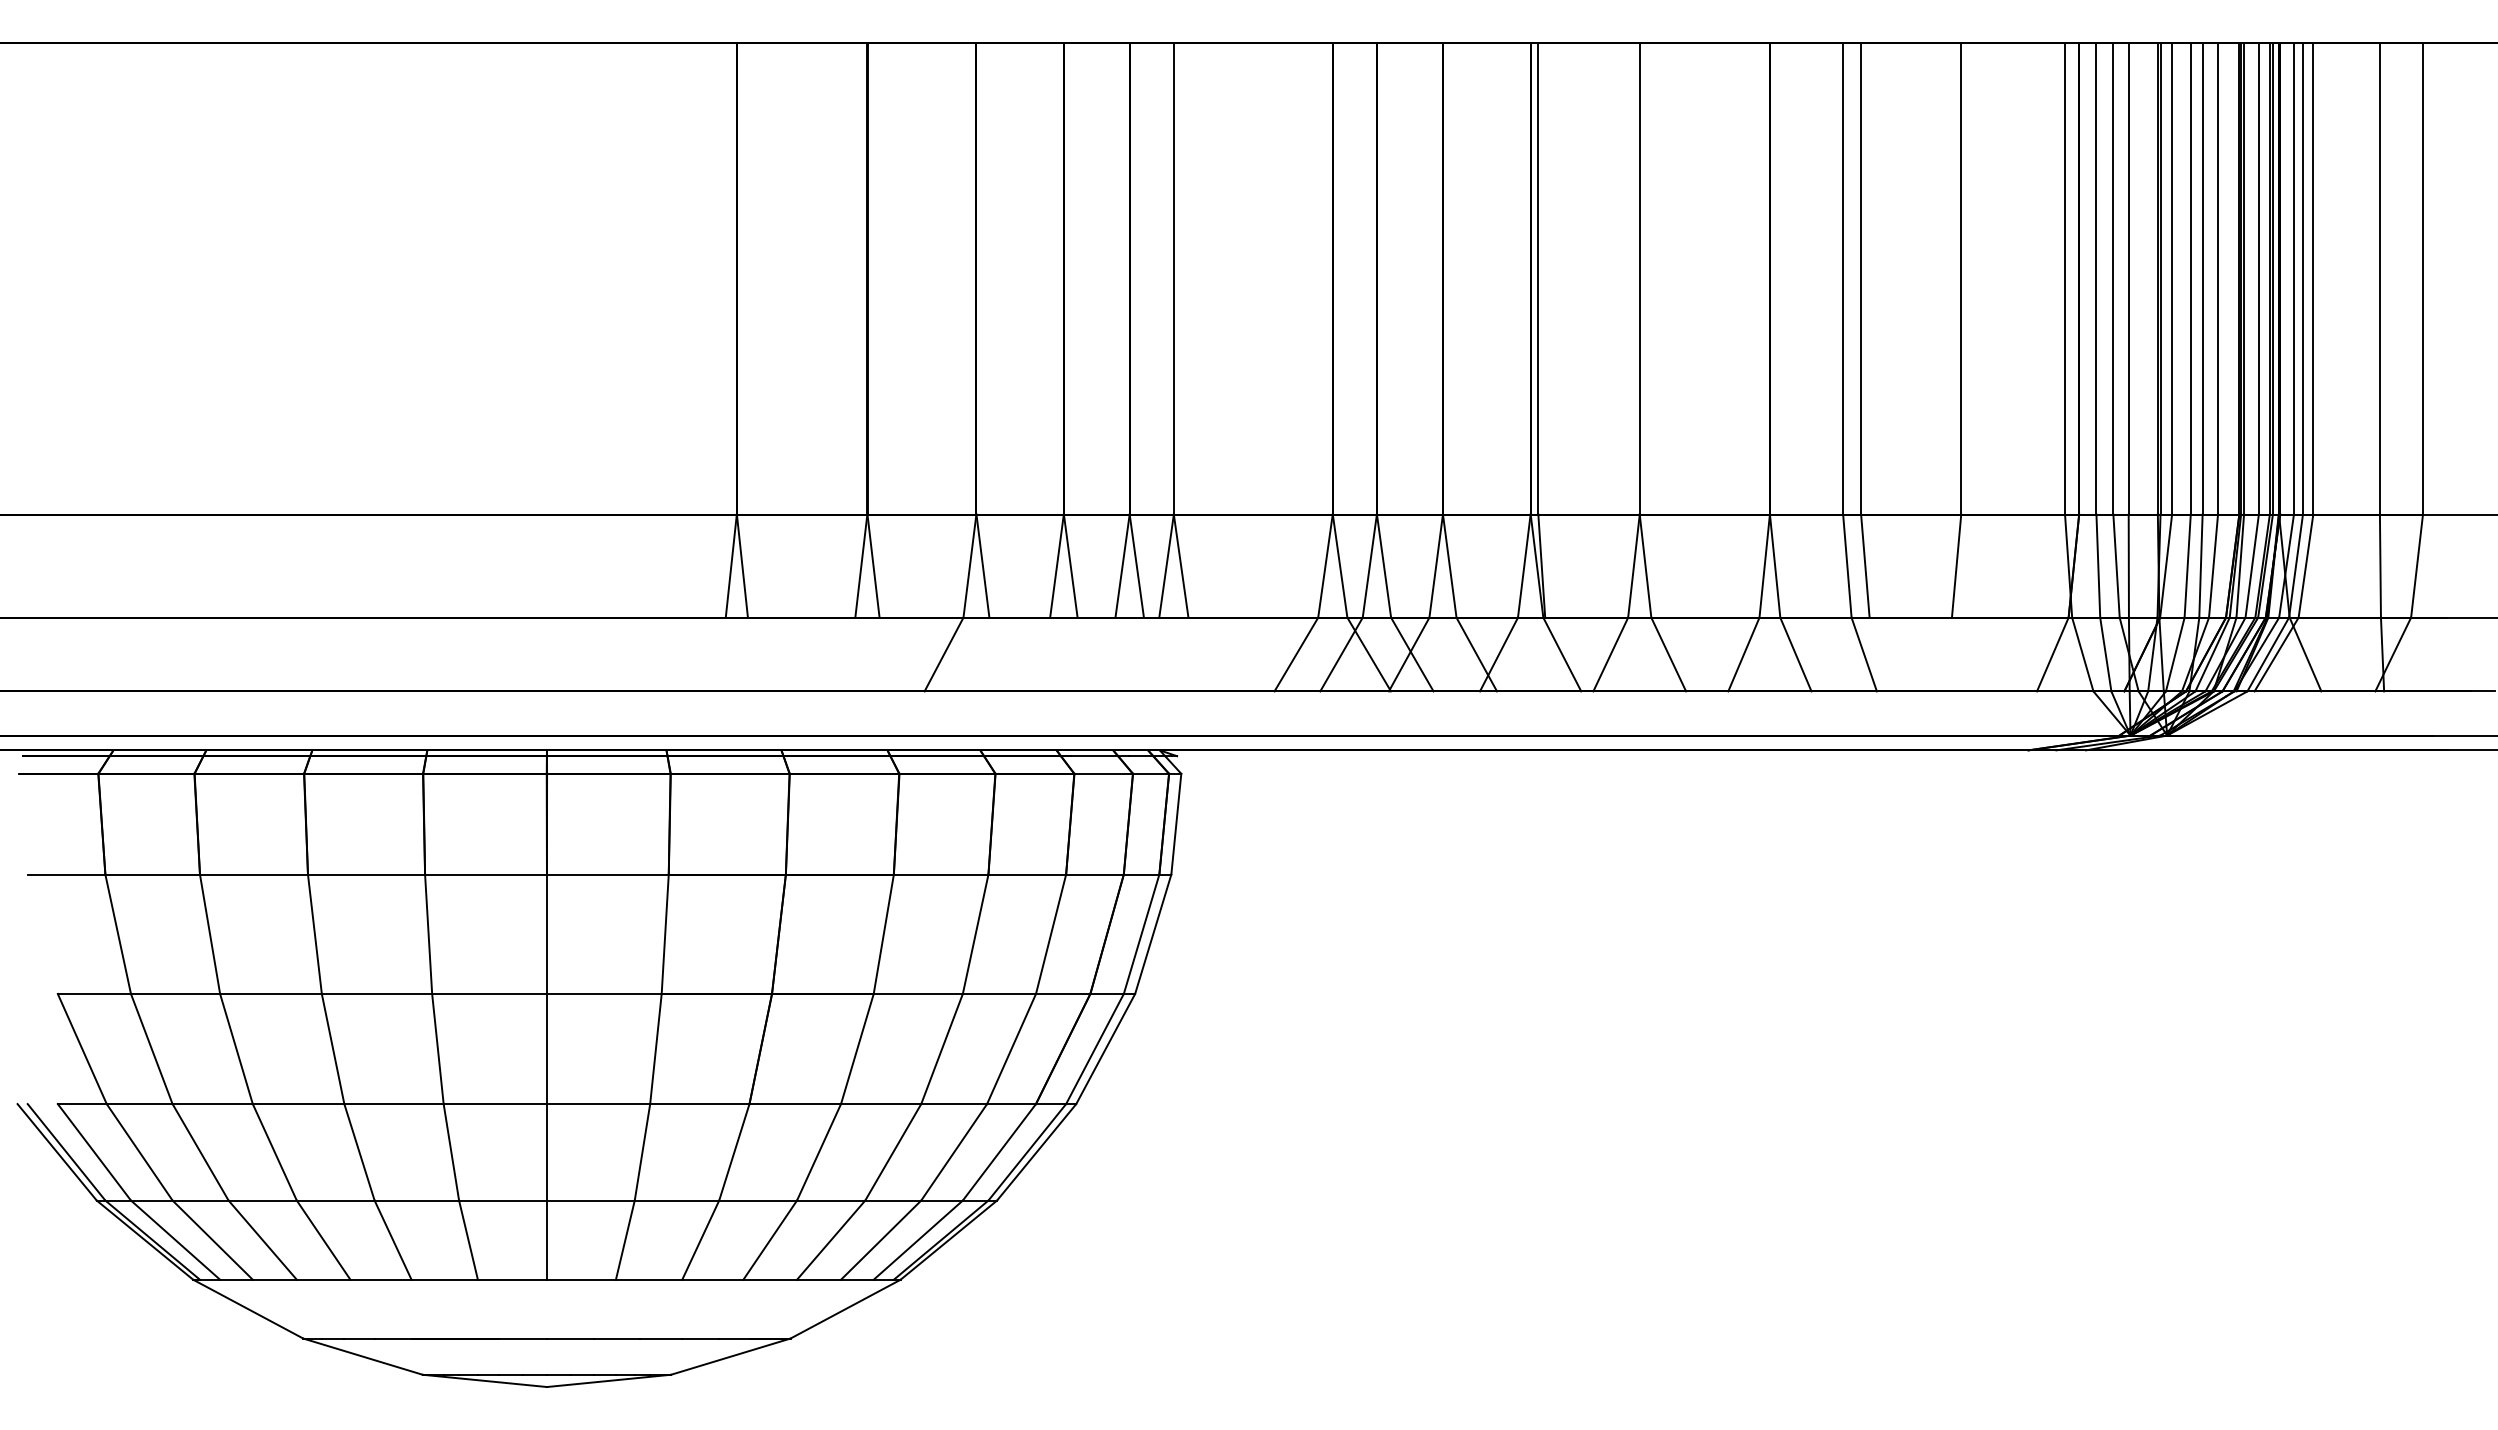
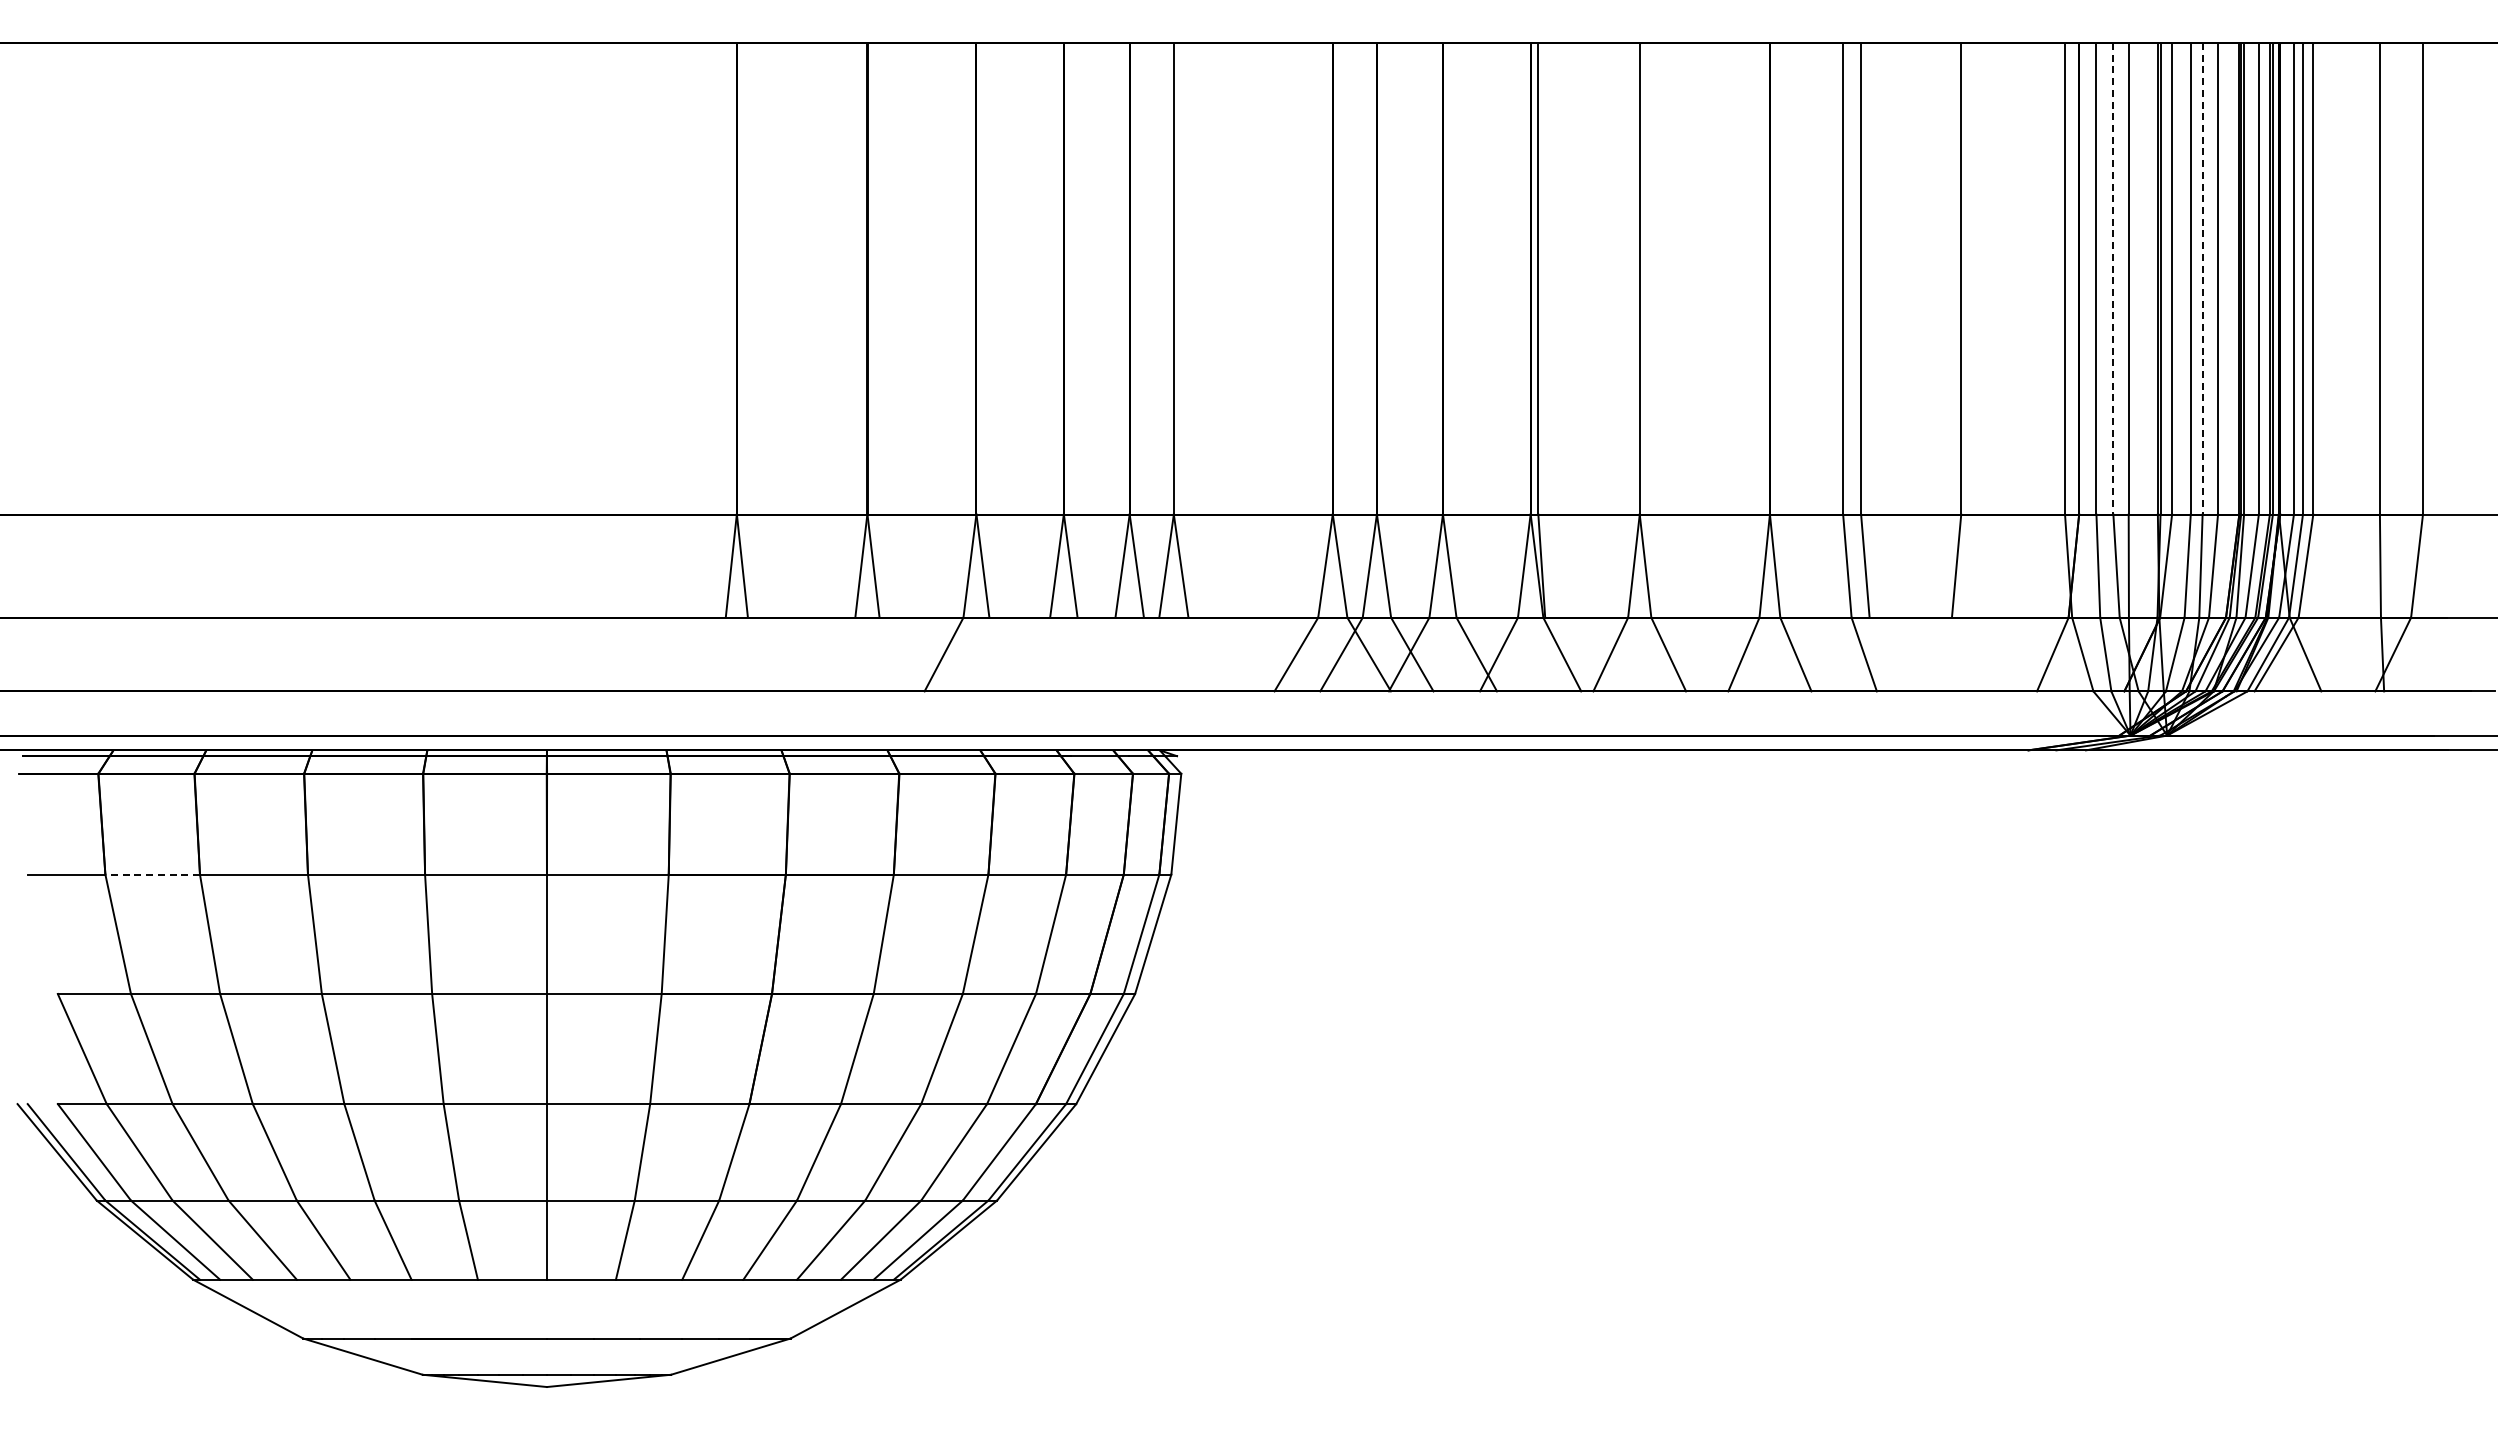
line: solid -> dashed (2113, 278)
line: solid -> dashed (2202, 278)
line: solid -> dashed (152, 874)
